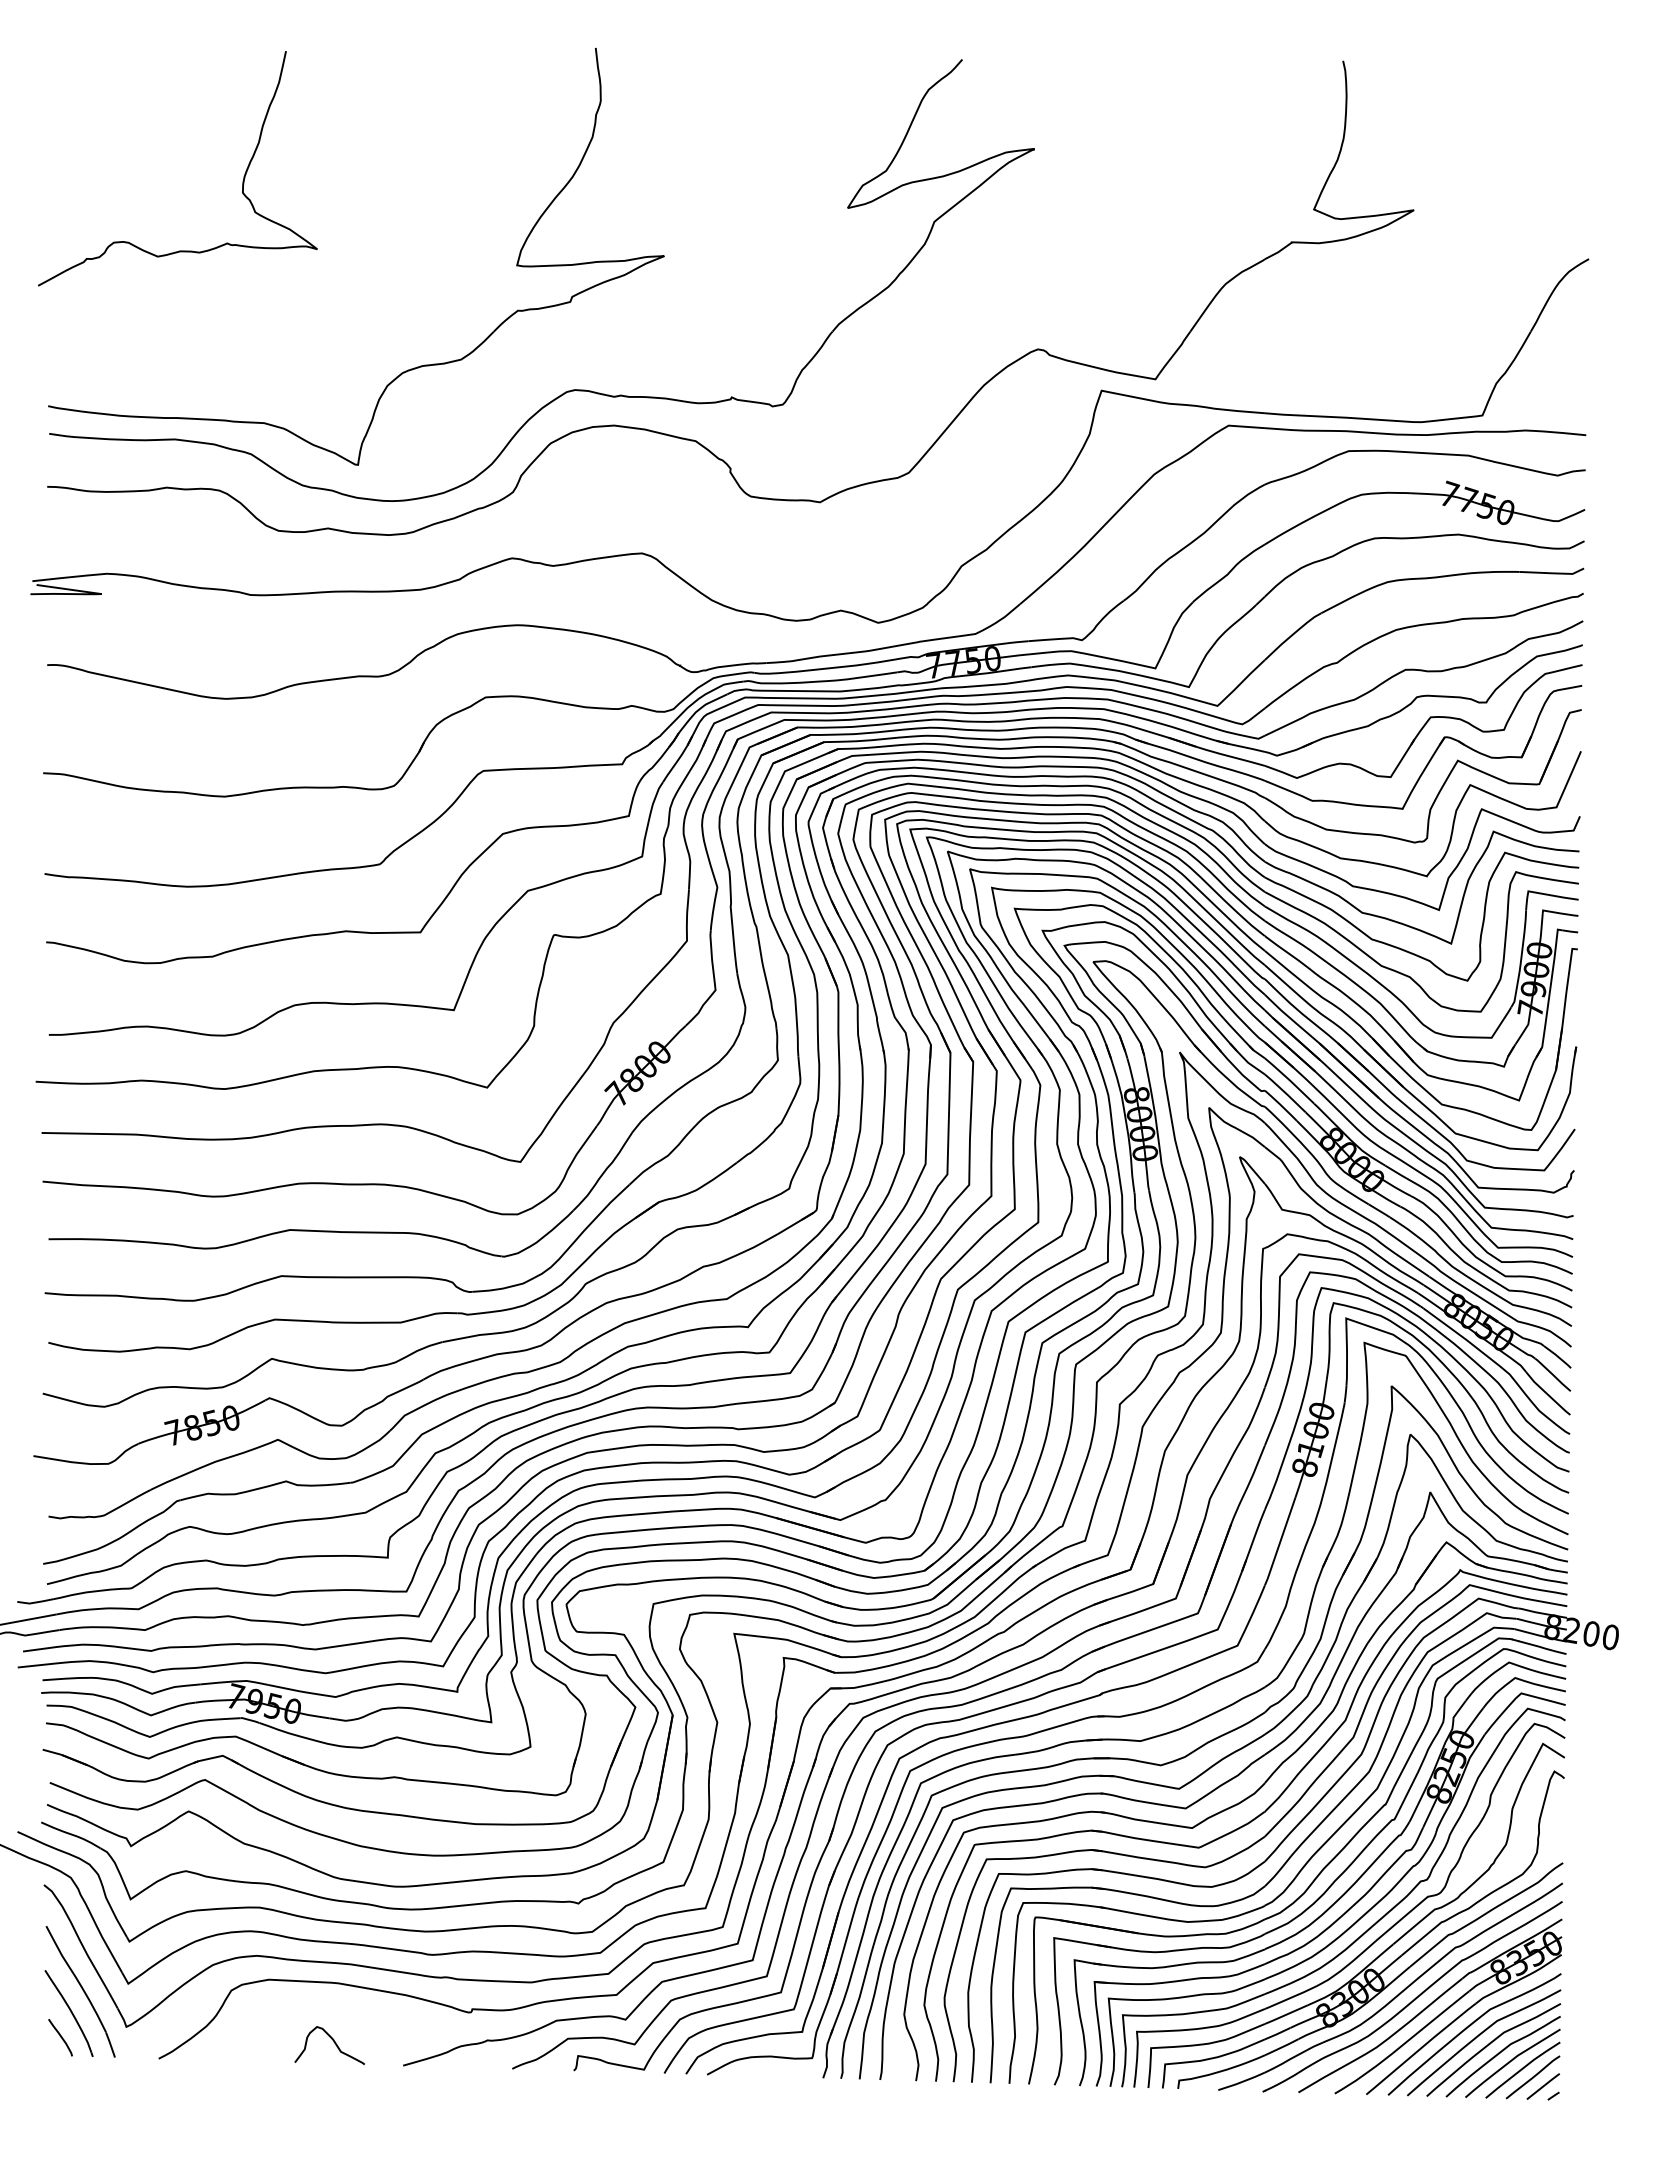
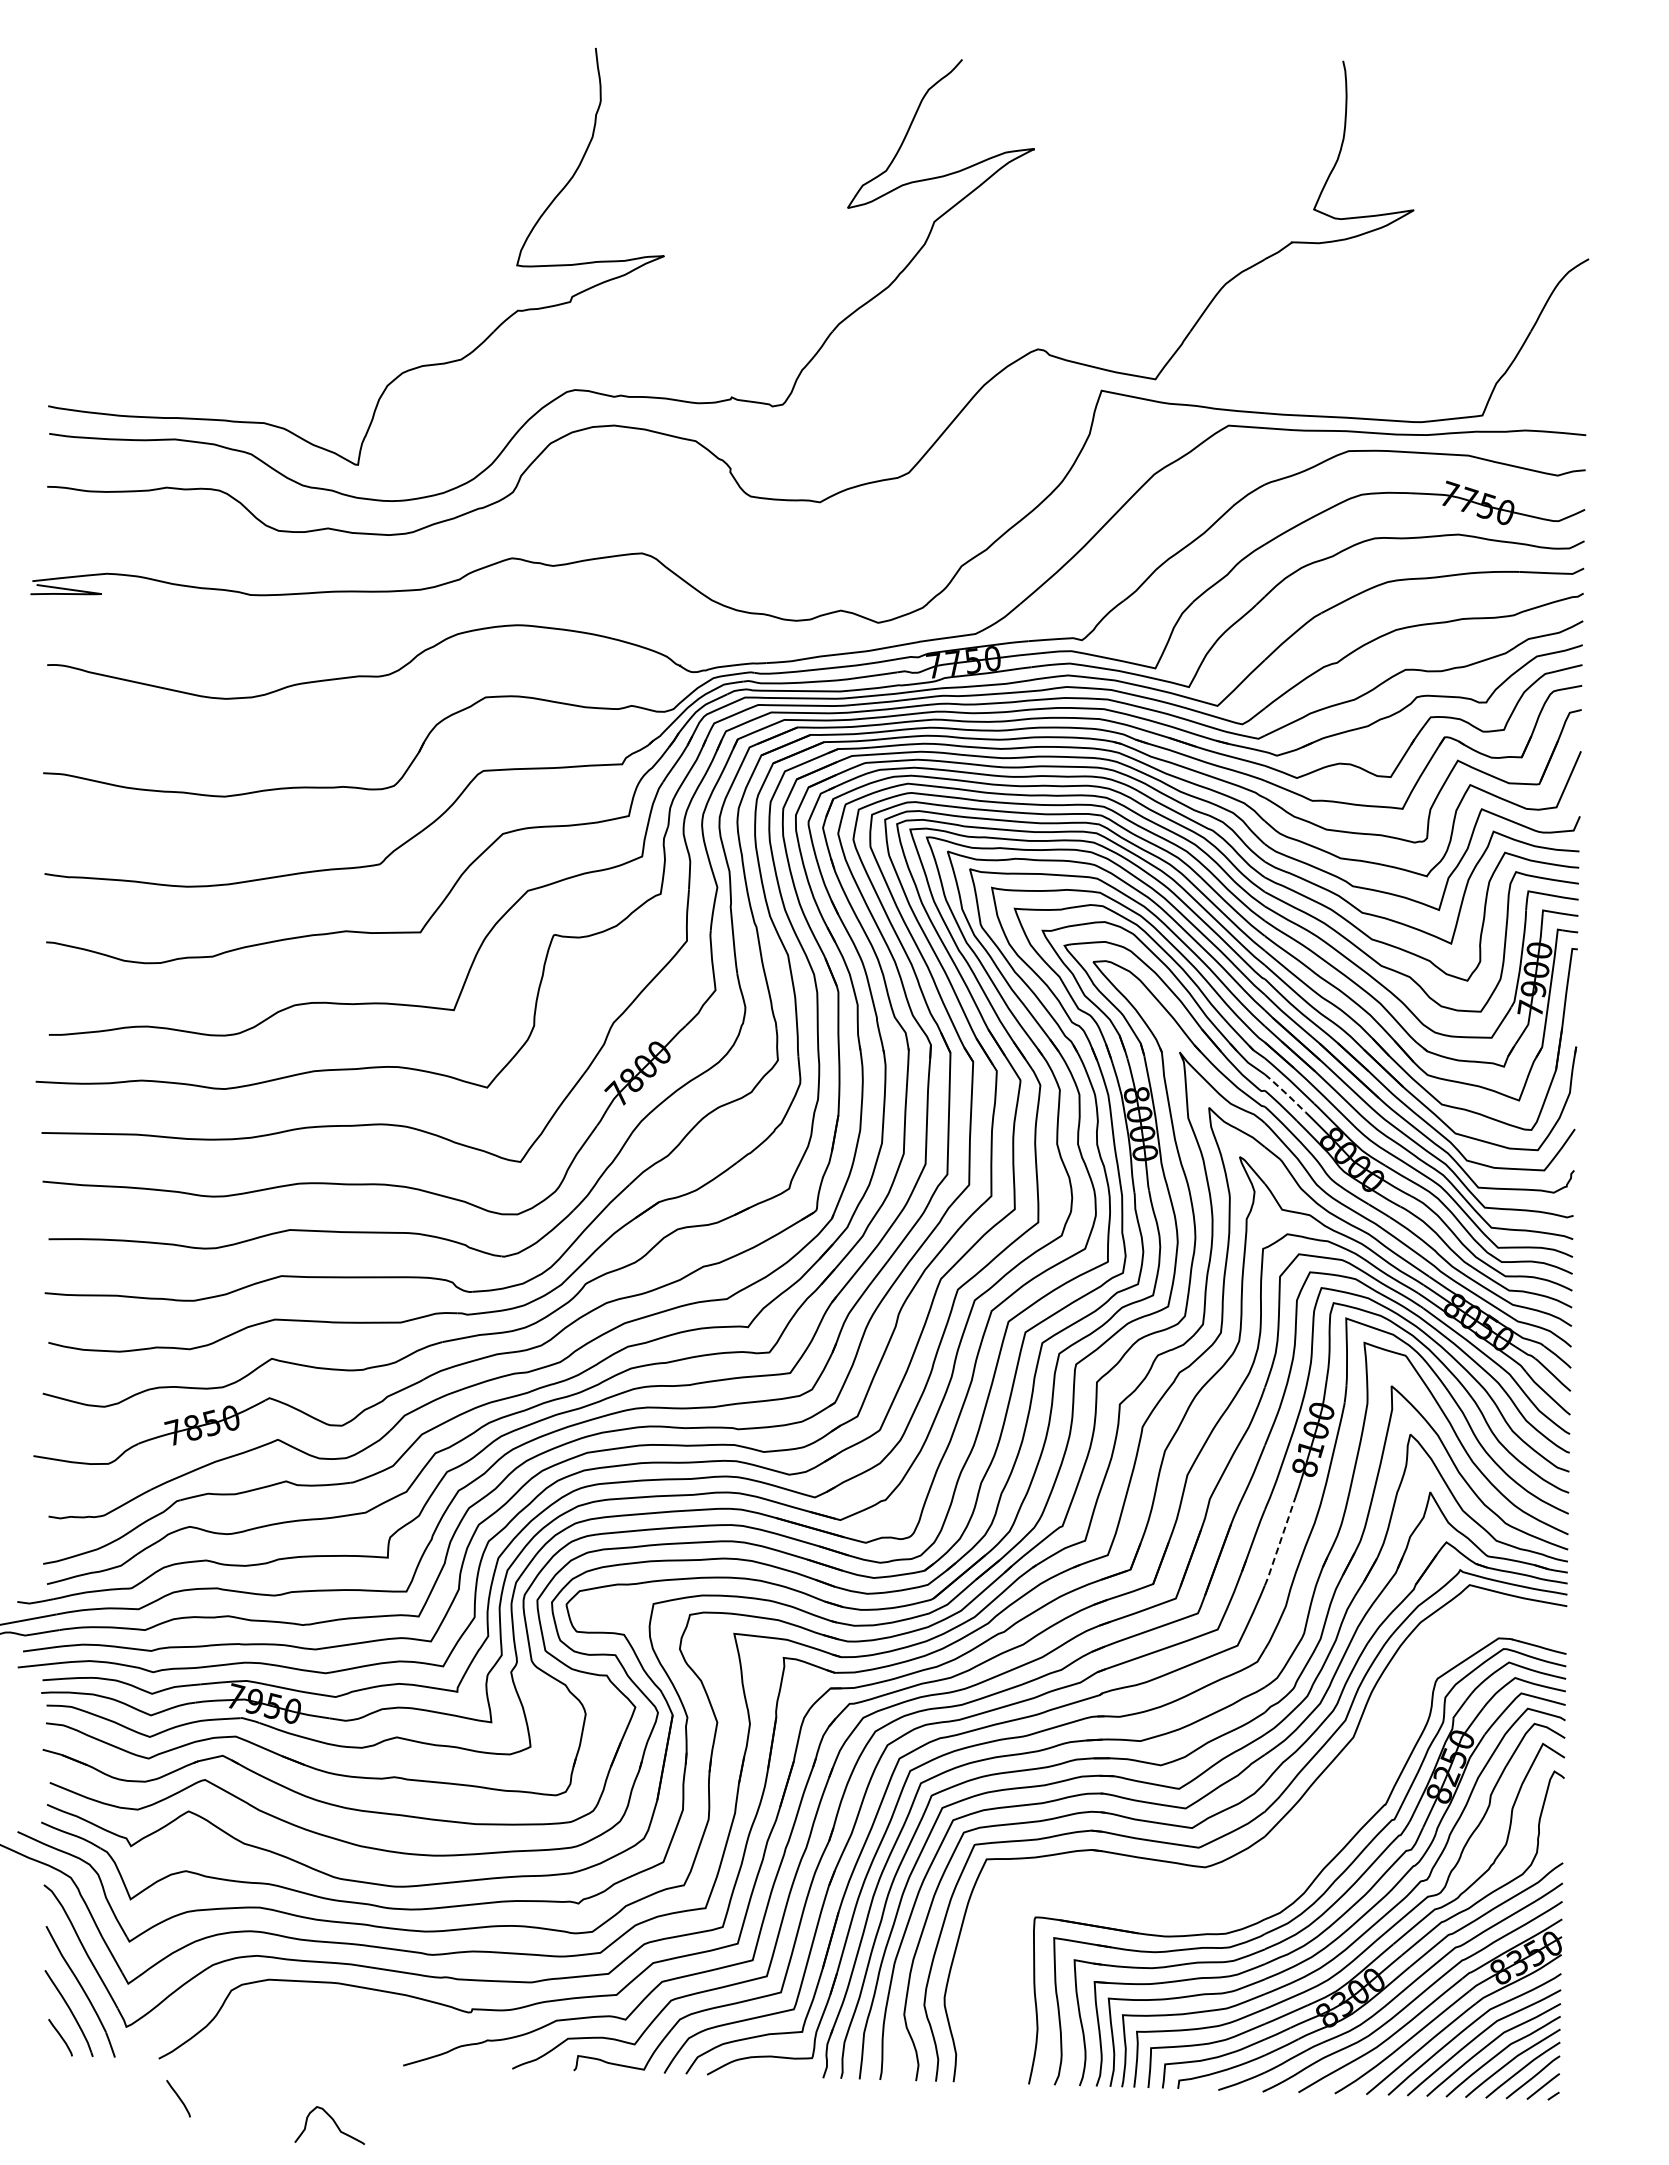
curve: present -> none (242, 181)
line: solid -> dashed (1285, 1093)
line: solid -> dashed (1280, 1542)
part: present -> none (1292, 1840)
curve position: (333, 2042) -> (333, 2122) (333, 2122)
curve: none -> present (178, 2098)
